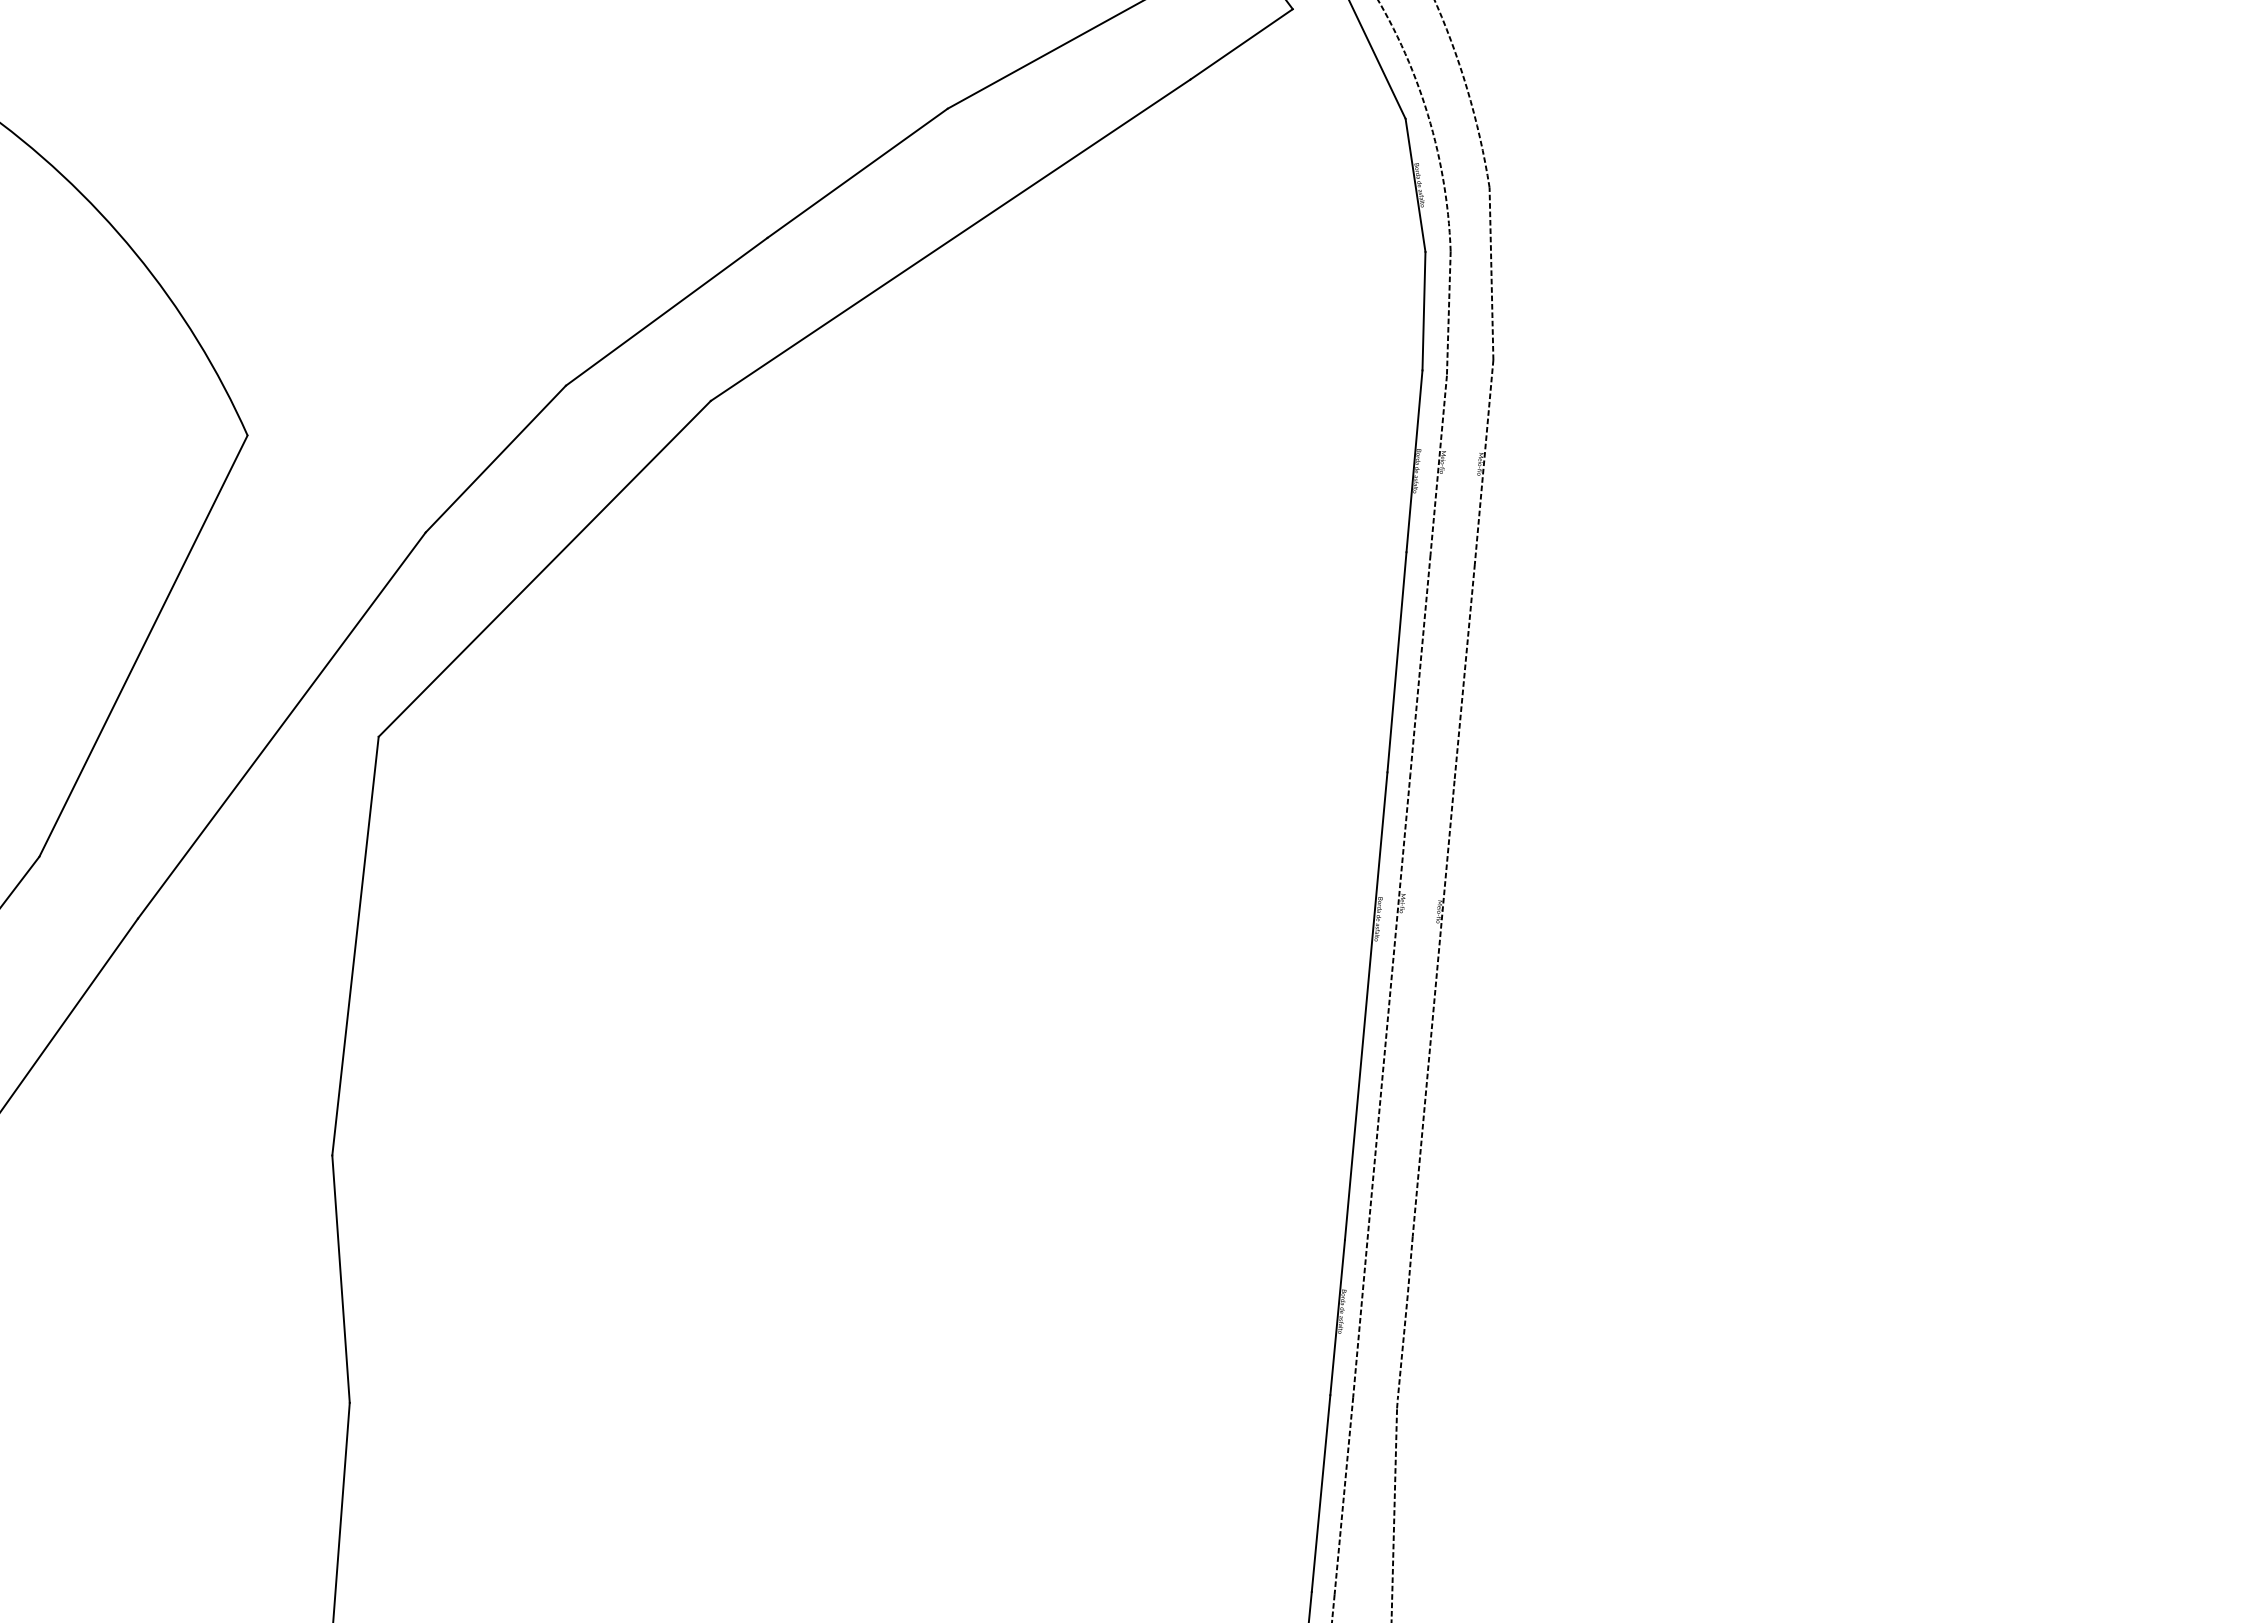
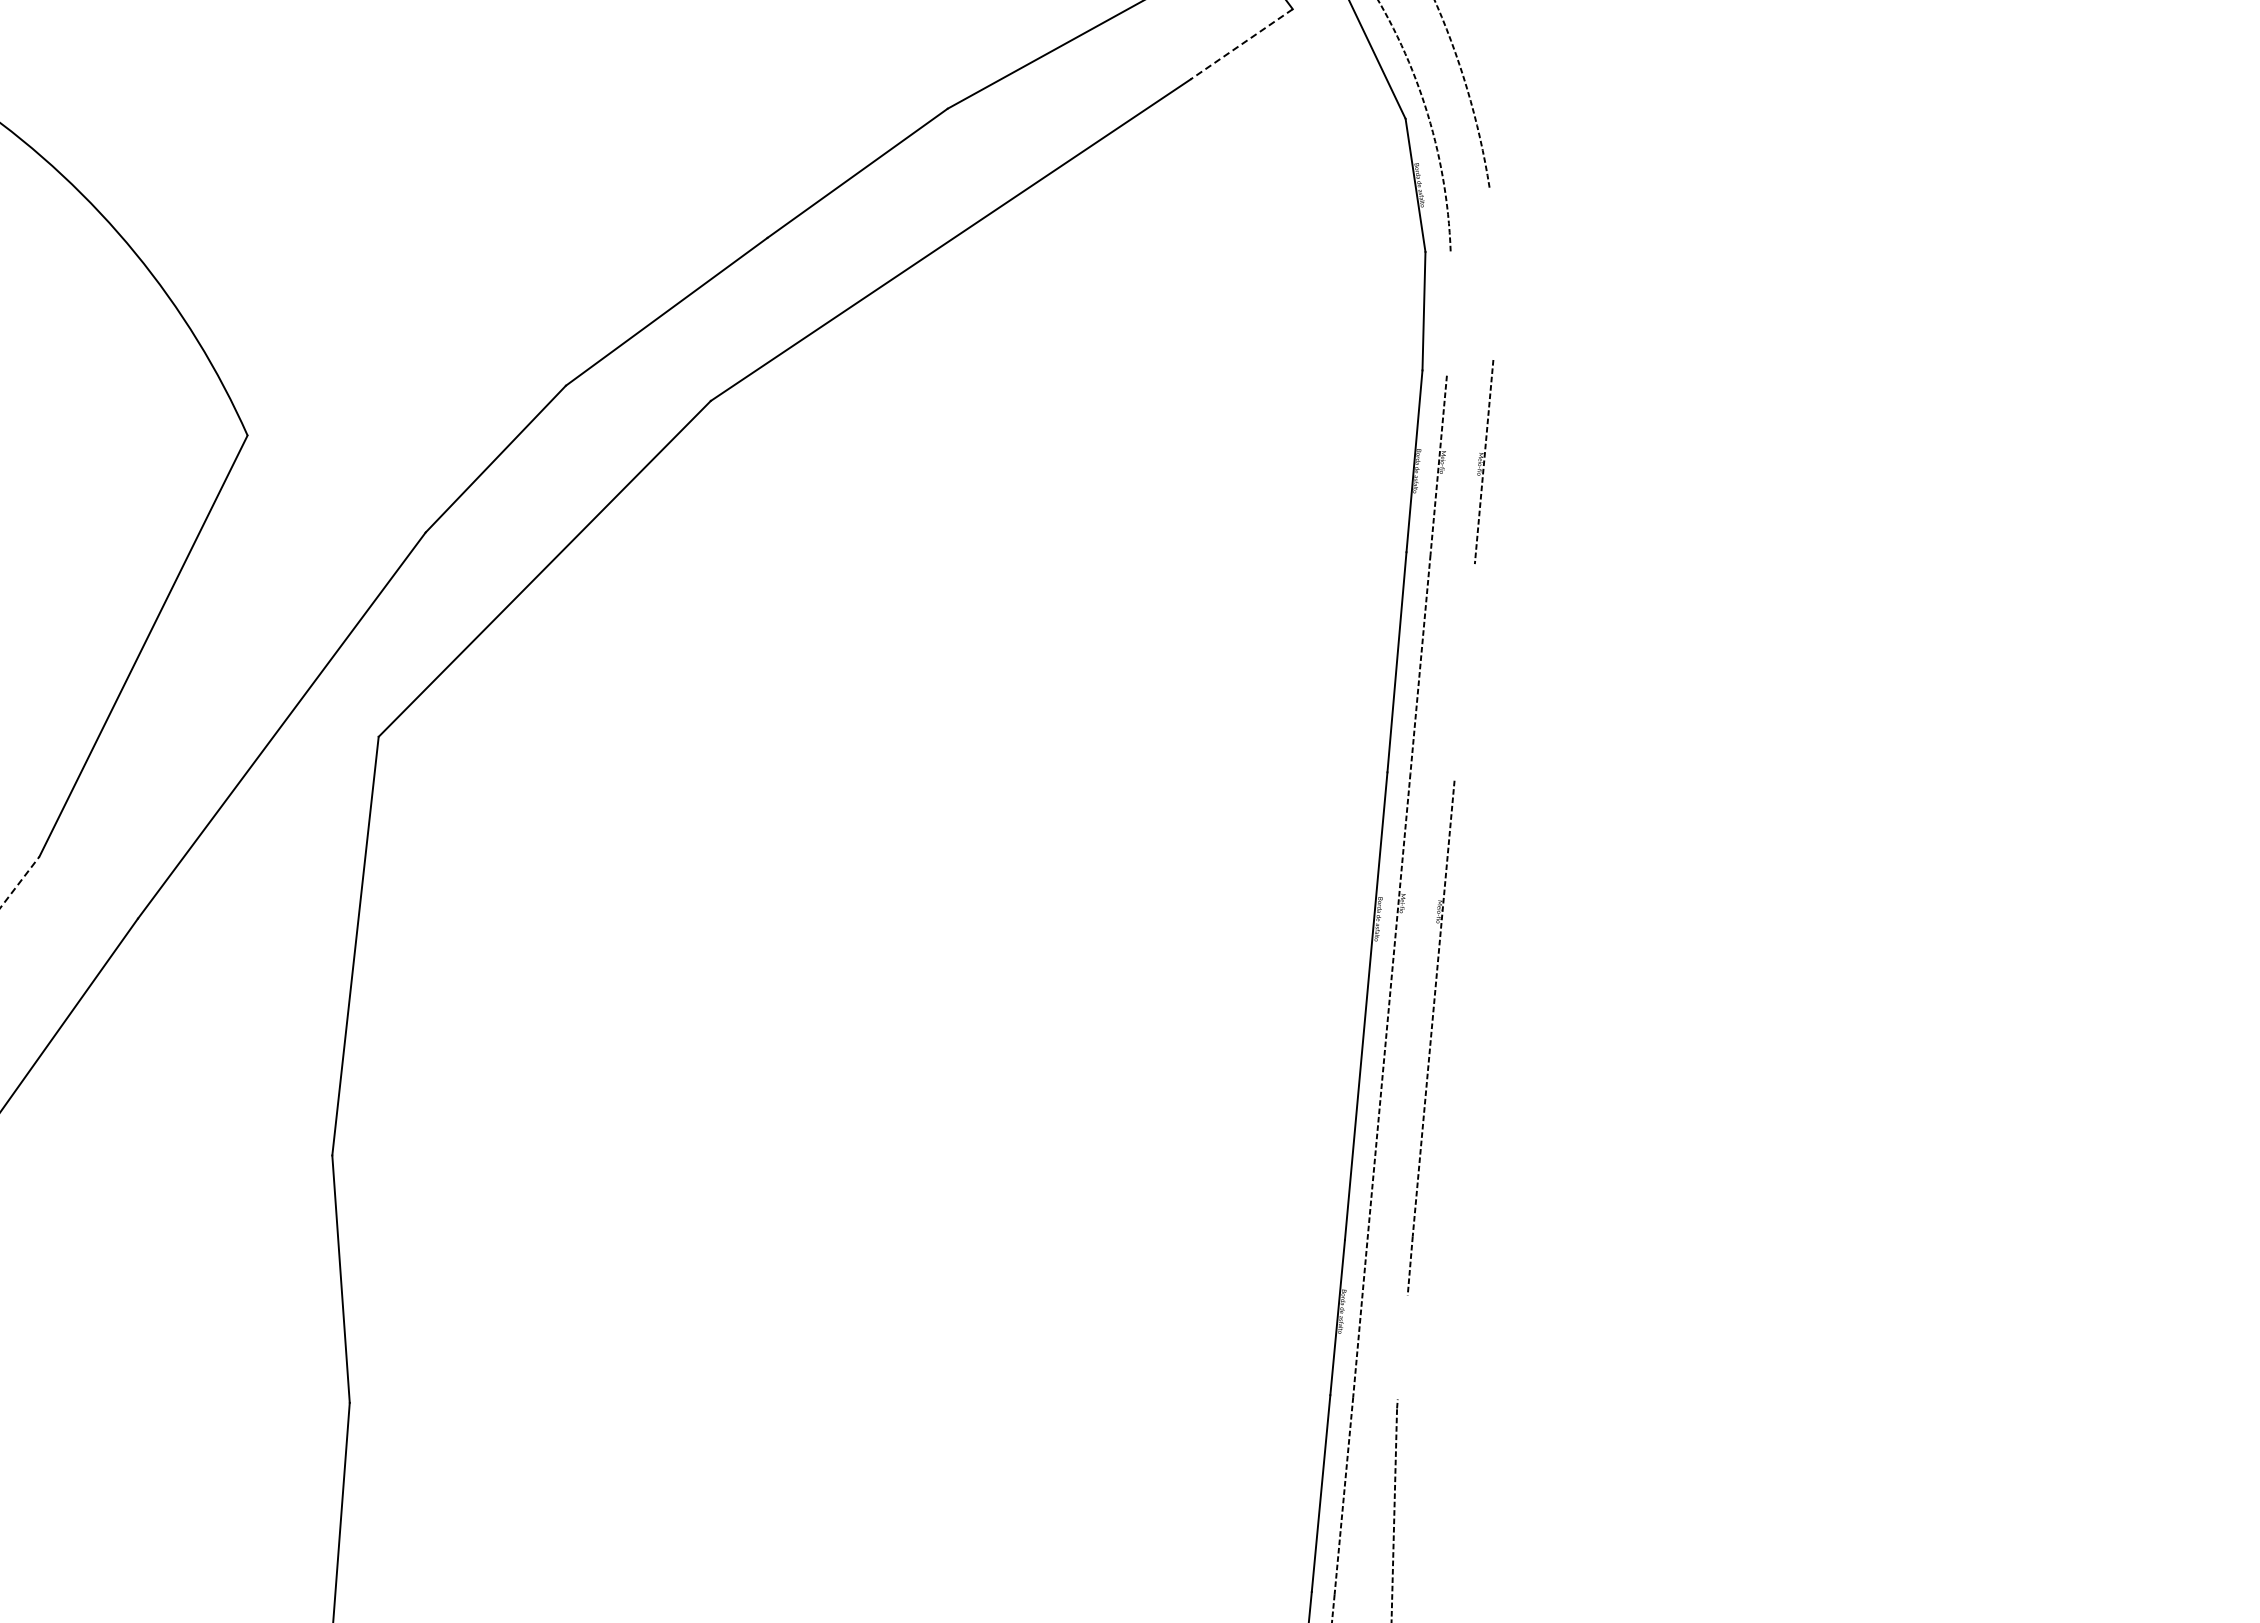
line: solid -> dashed (1241, 44)
line: present -> none (1491, 273)
line: present -> none (1448, 313)
line: present -> none (1464, 672)
line: solid -> dashed (20, 882)
line: present -> none (1402, 1347)
